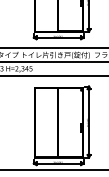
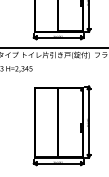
line: present -> none (53, 61)
line: present -> none (53, 75)
line: present -> none (53, 169)
